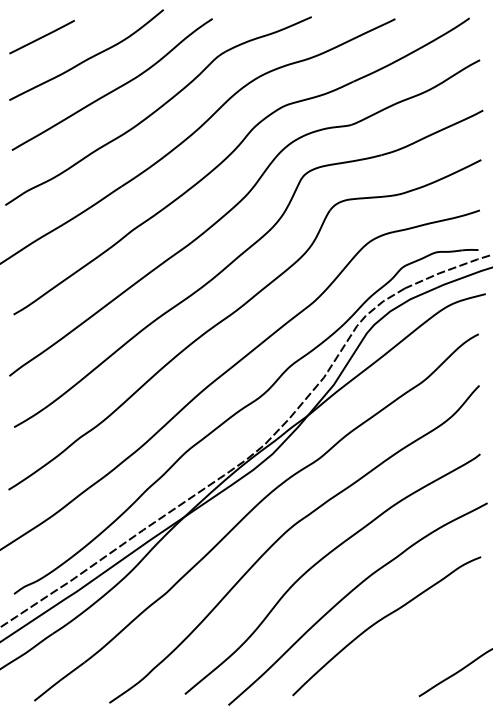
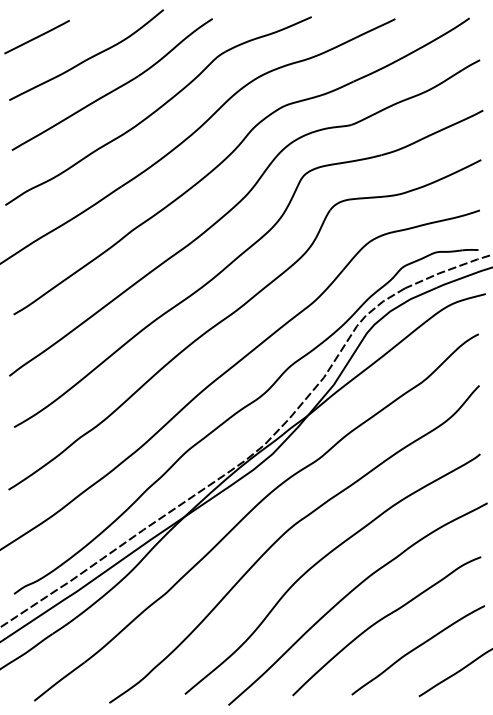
line position: (41, 37) -> (36, 37) (36, 37)
curve: none -> present (417, 648)
